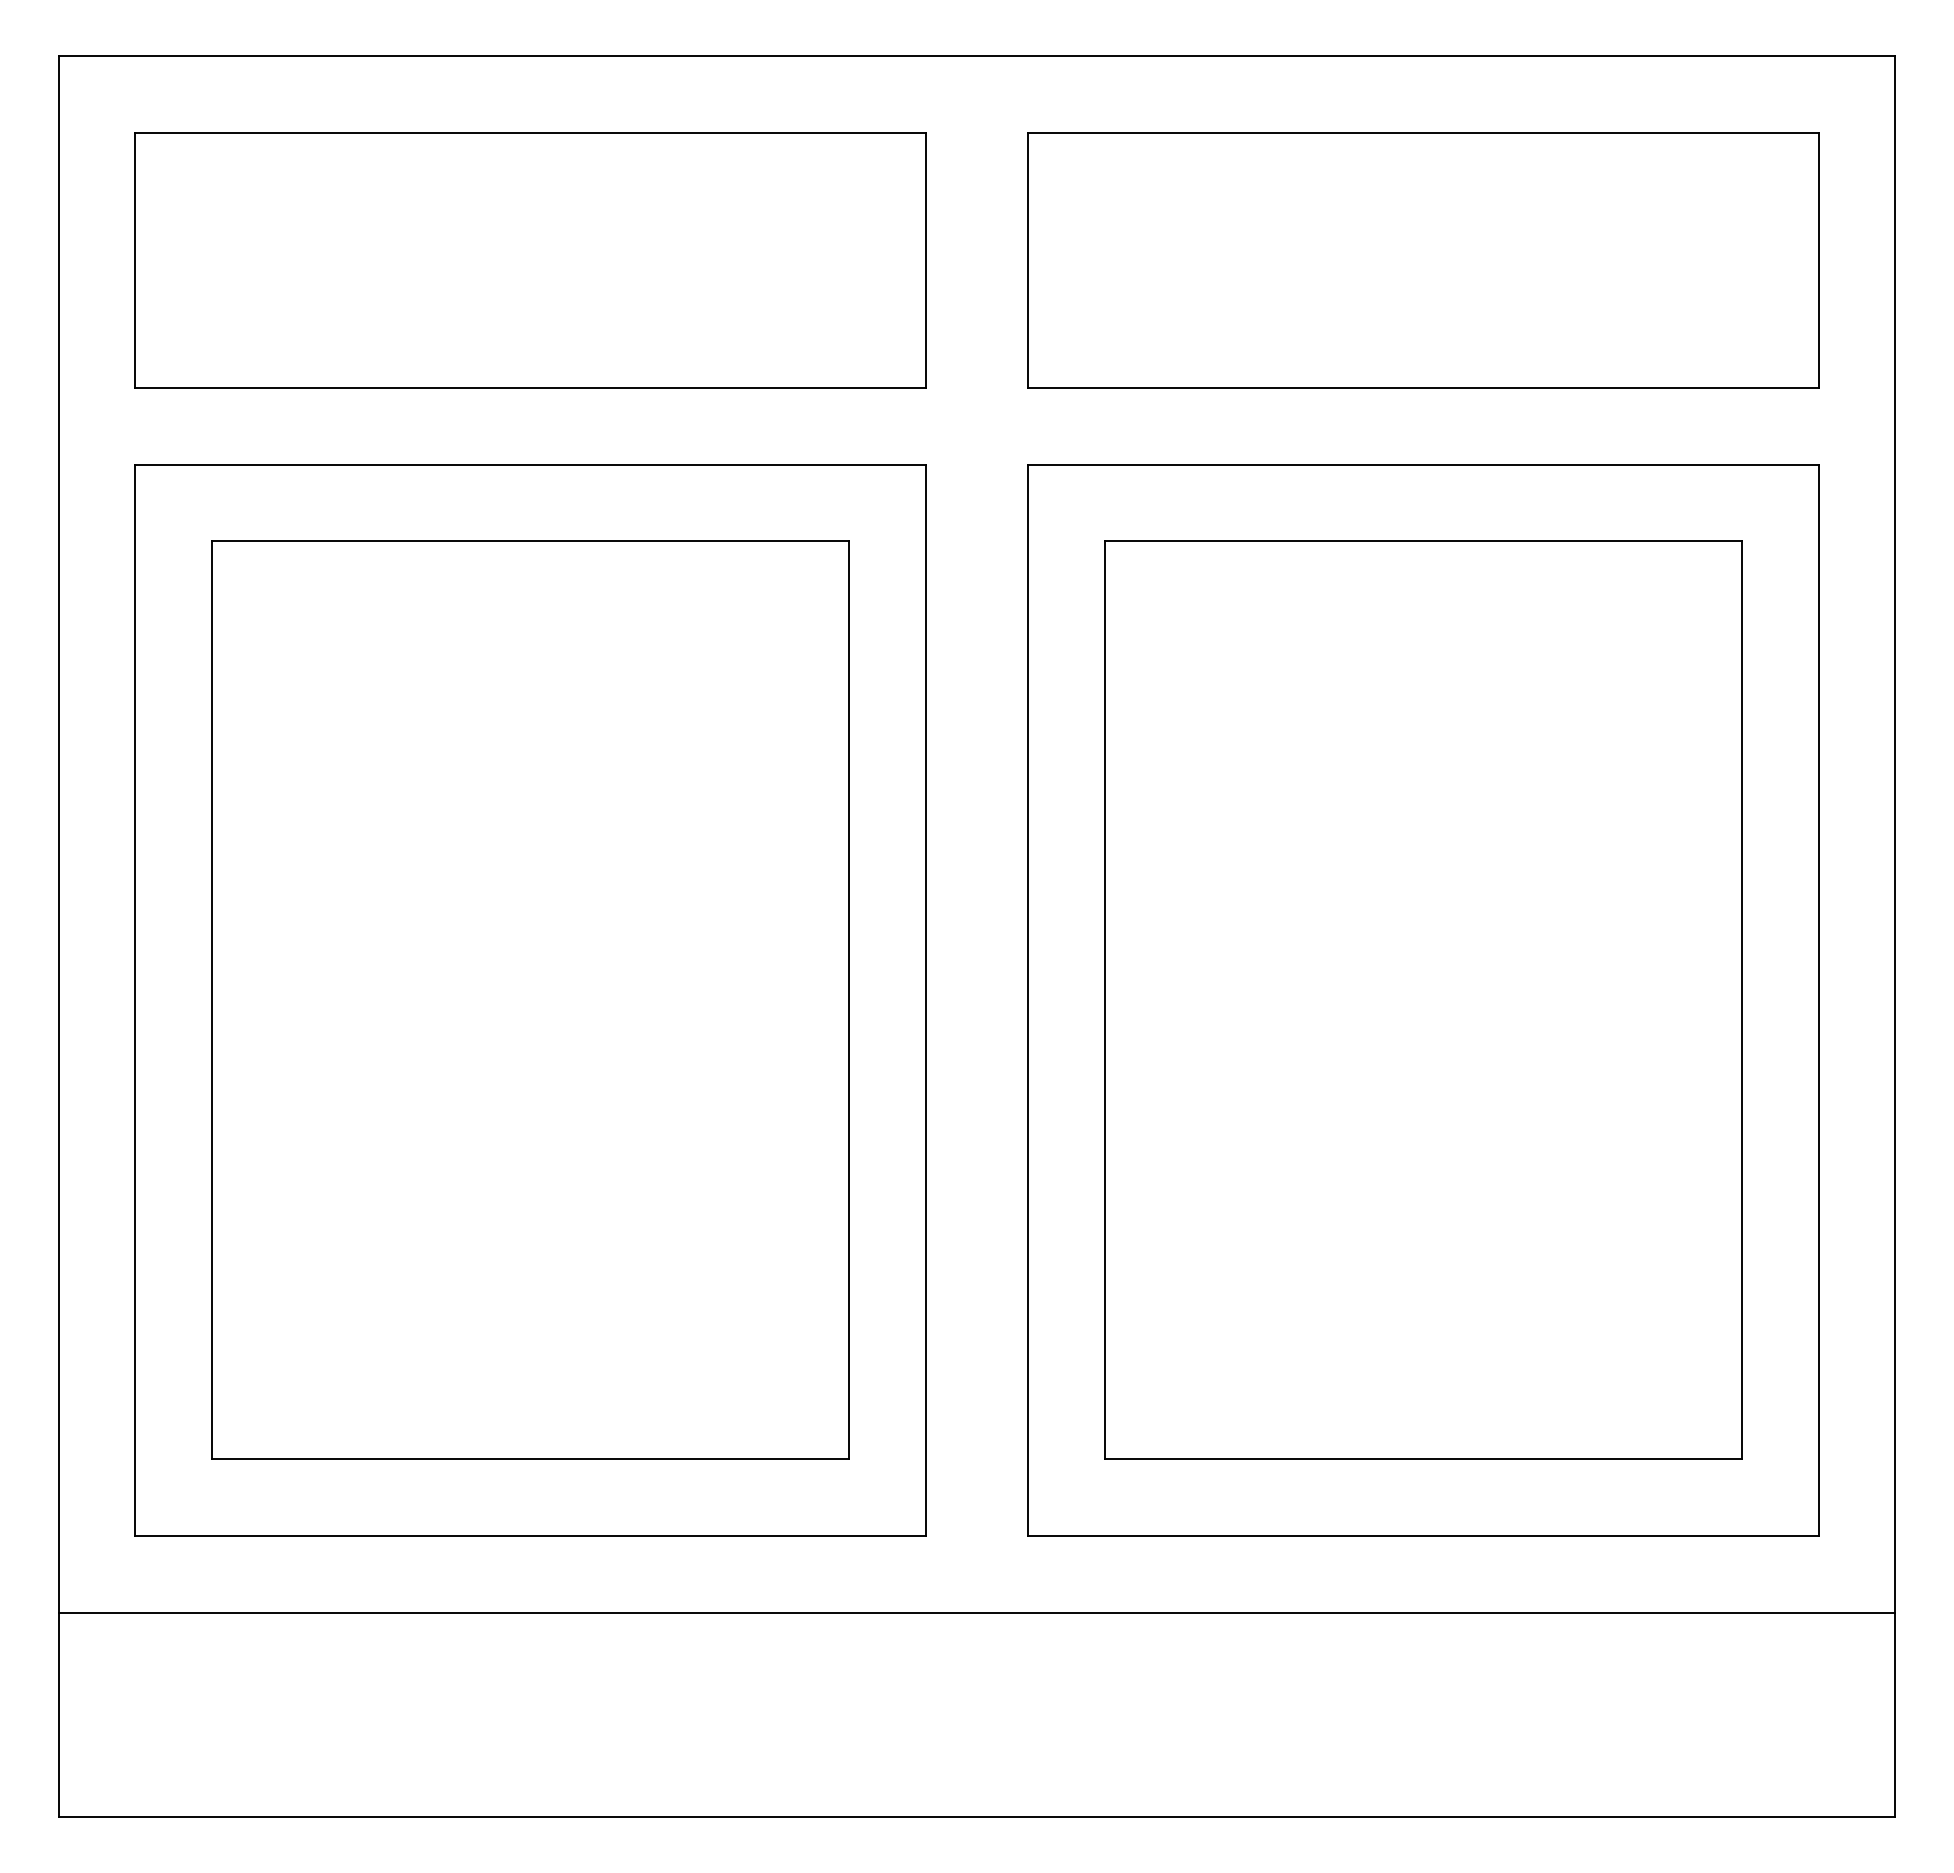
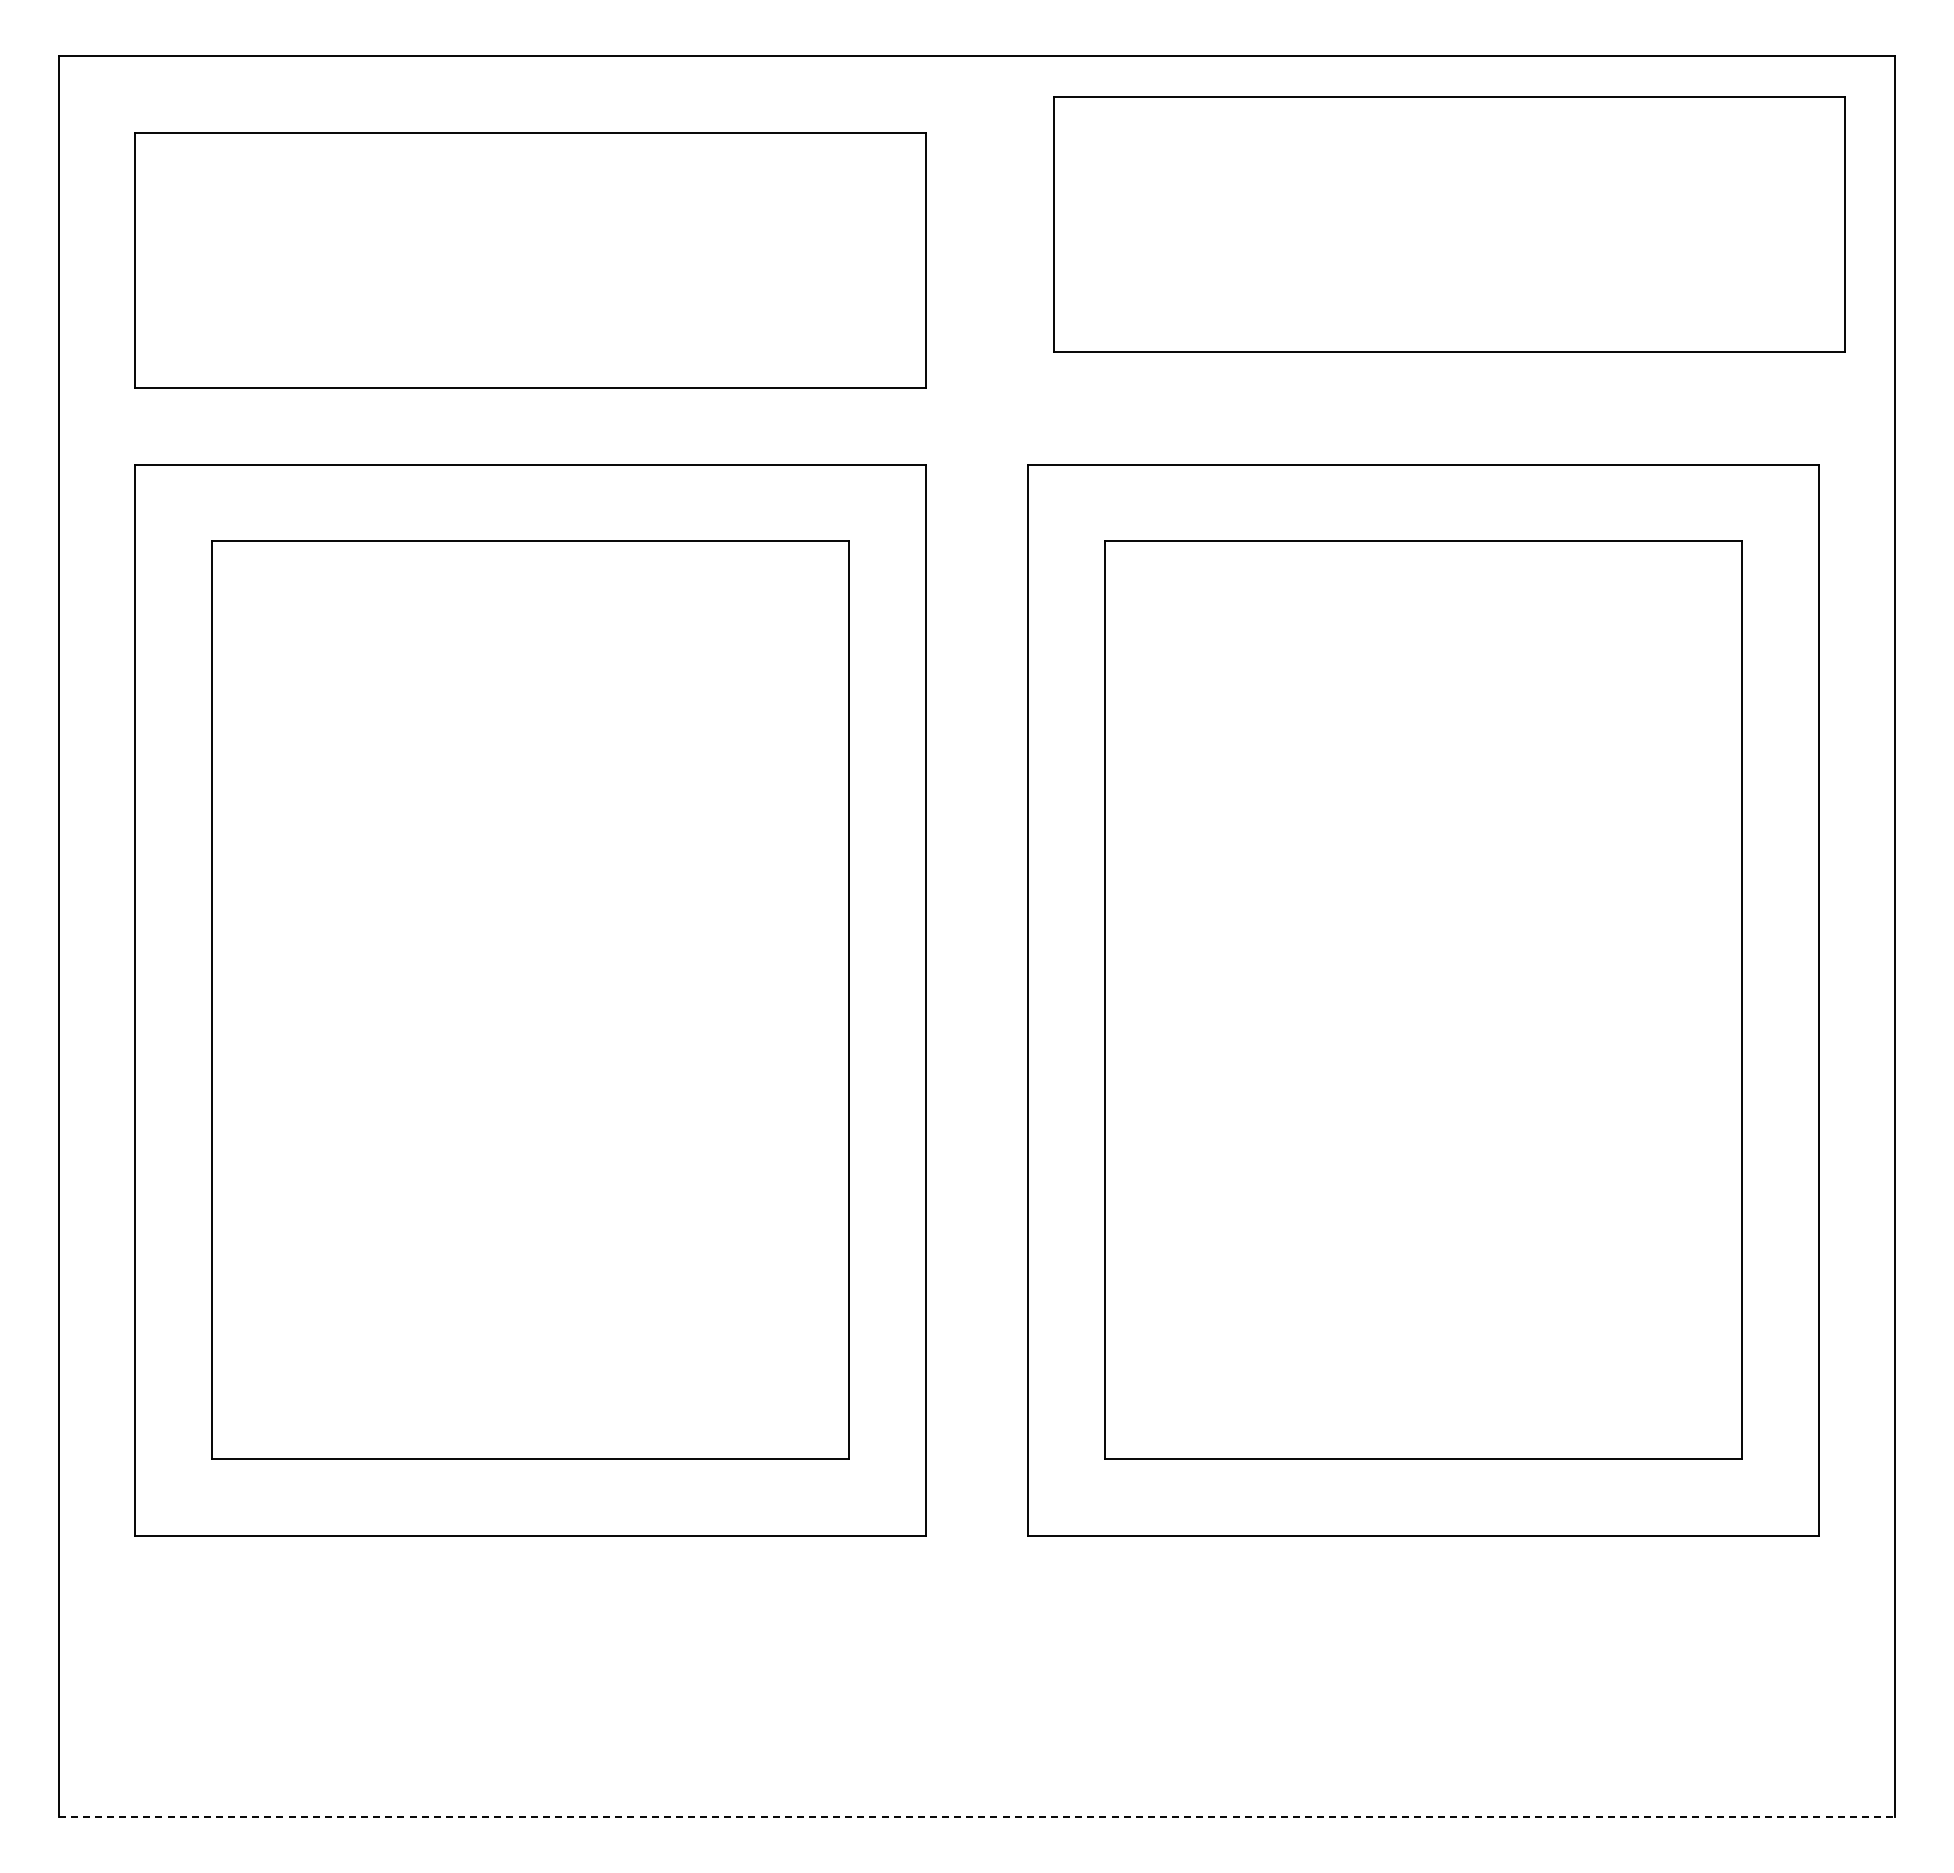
part position: (1423, 260) -> (1449, 224) (1449, 224)
line: present -> none (976, 1612)
line: solid -> dashed (977, 1816)
